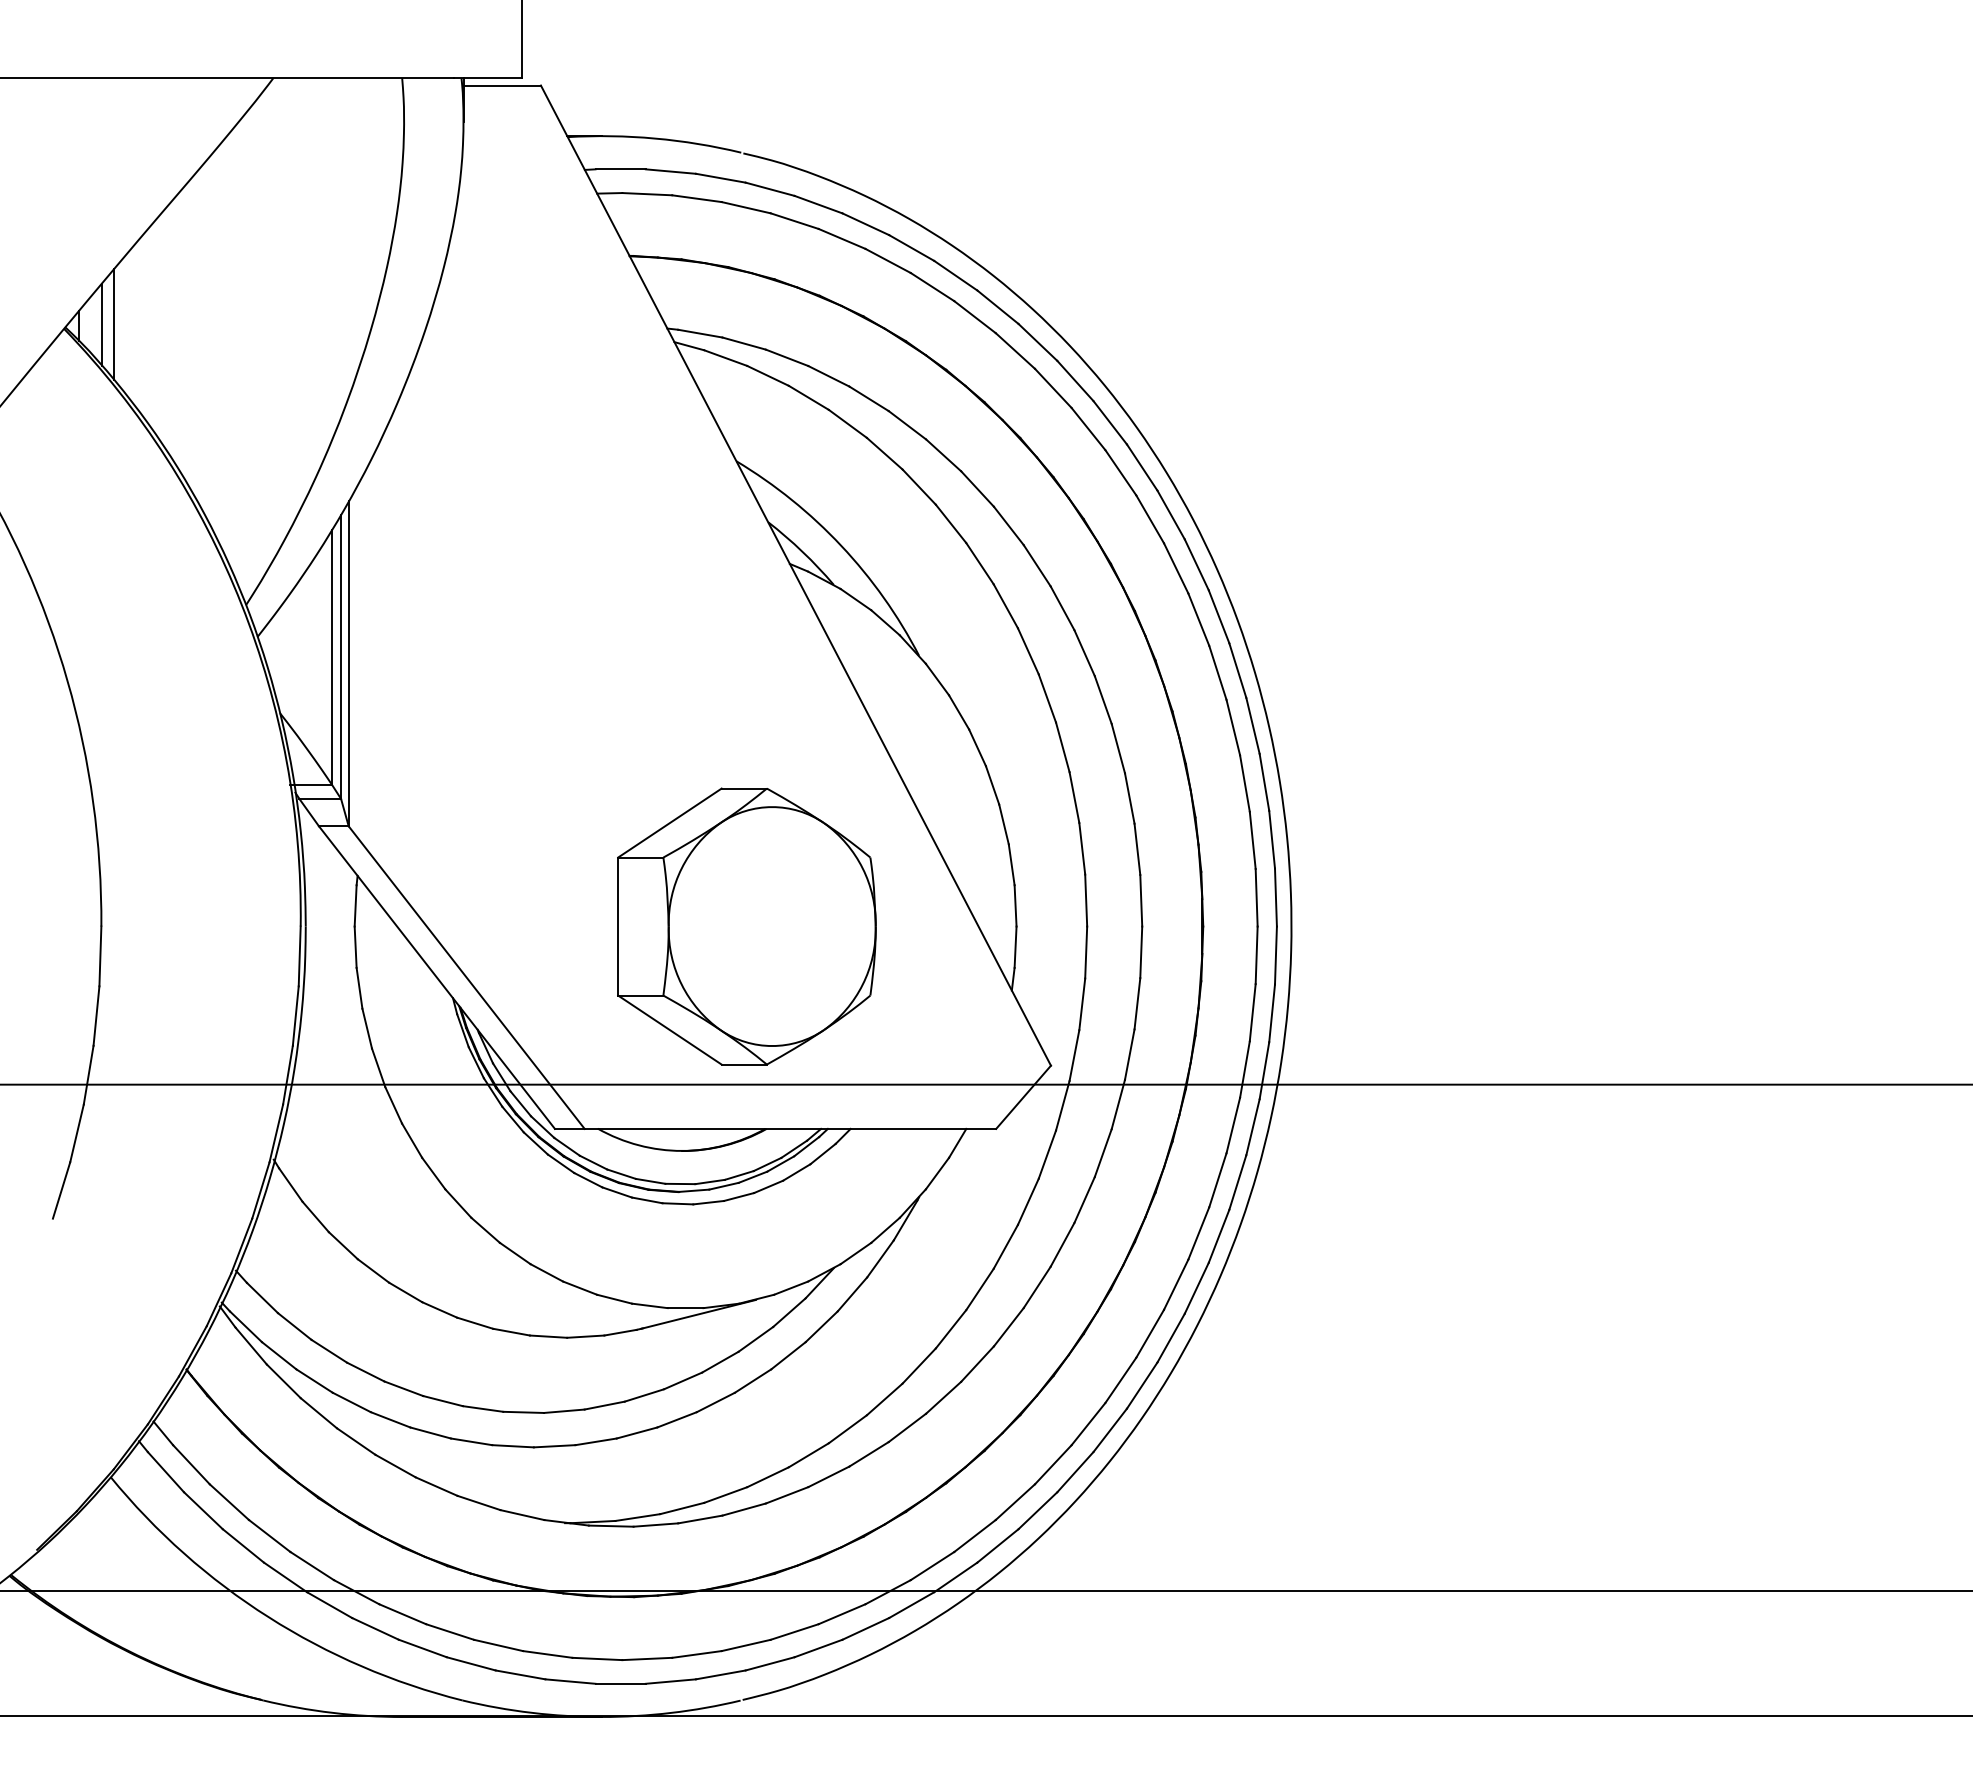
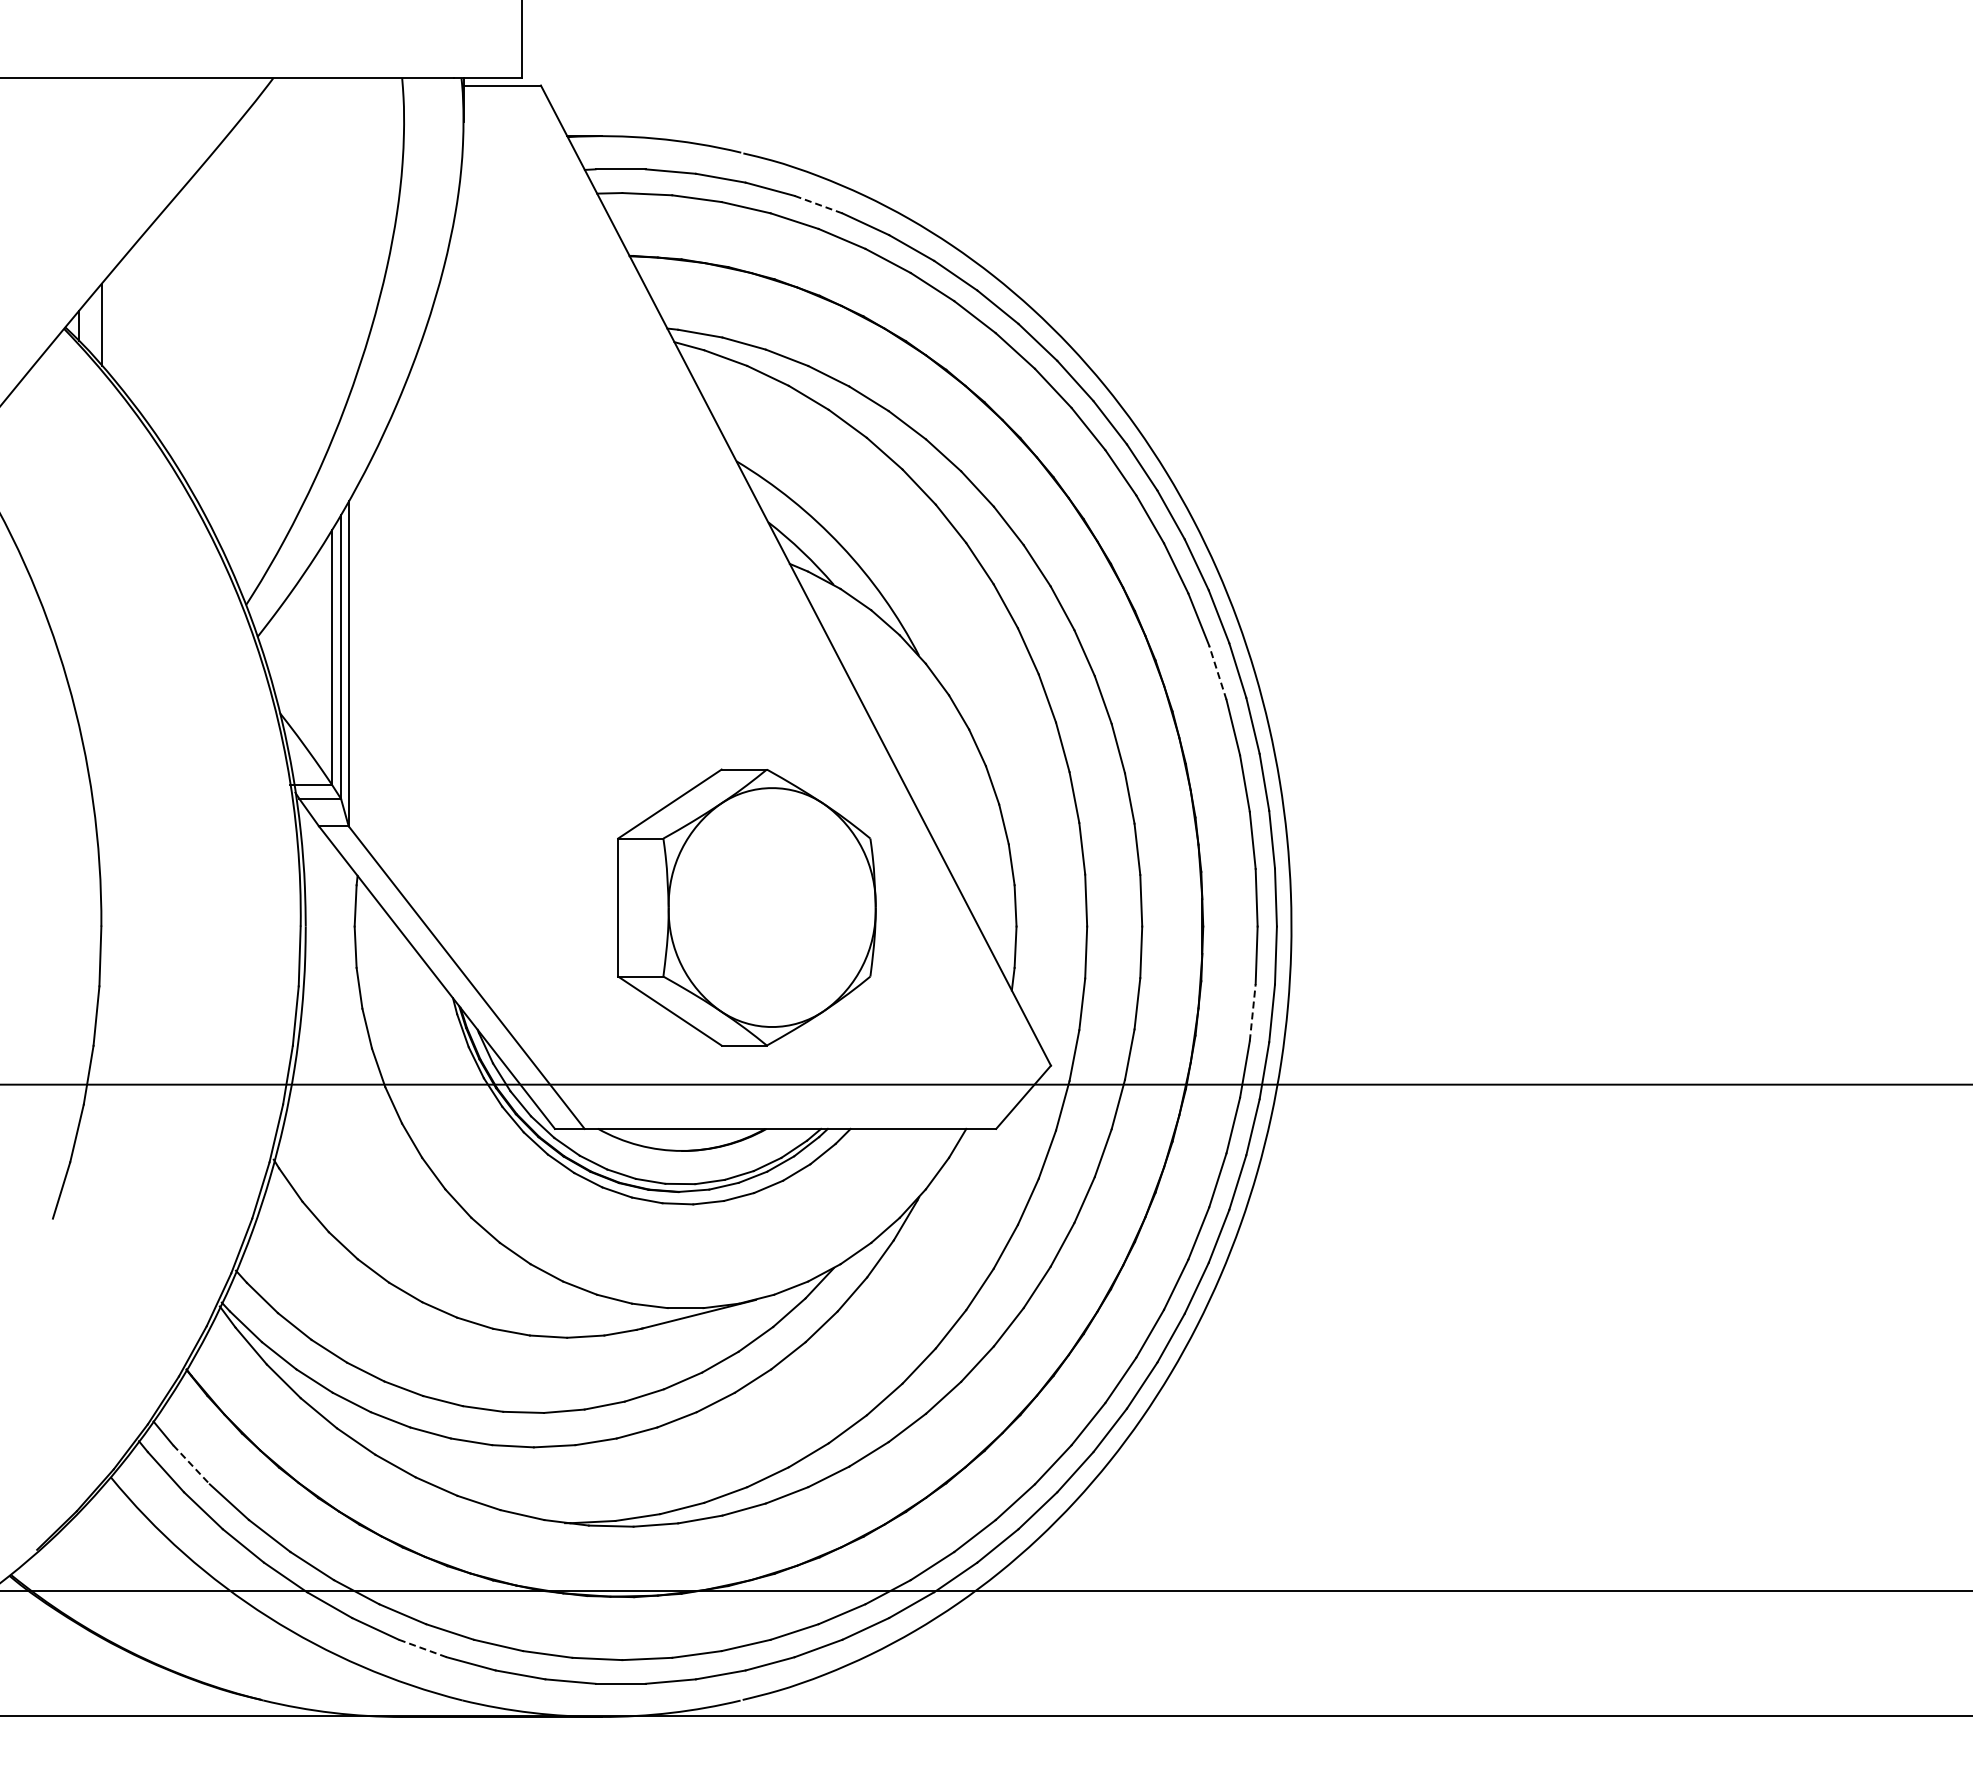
line: solid -> dashed (818, 204)
line: present -> none (114, 324)
line: solid -> dashed (1217, 672)
part position: (746, 926) -> (746, 907) (746, 907)
line: solid -> dashed (1252, 1012)
line: solid -> dashed (191, 1464)
line: solid -> dashed (422, 1648)
